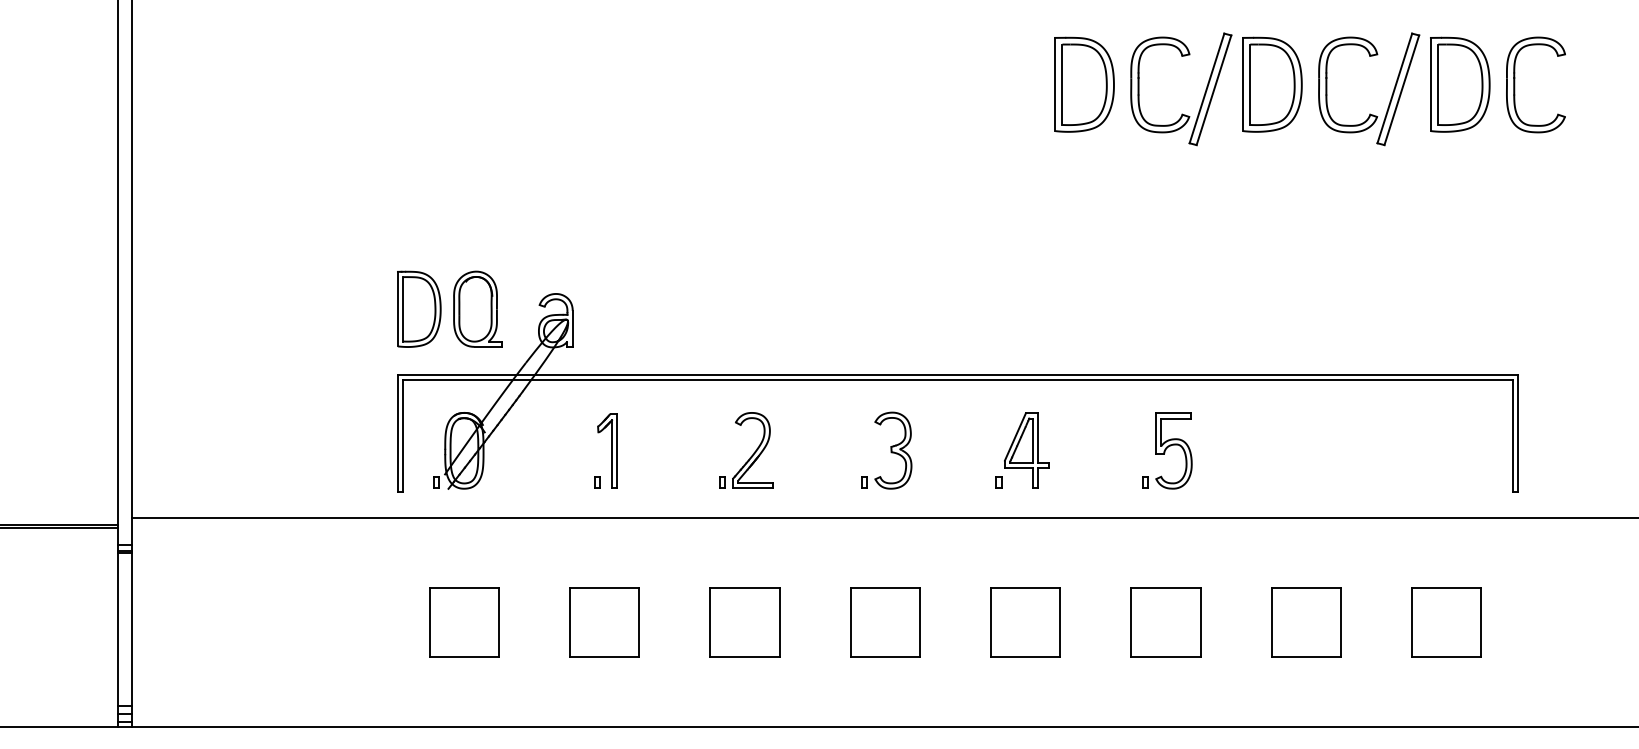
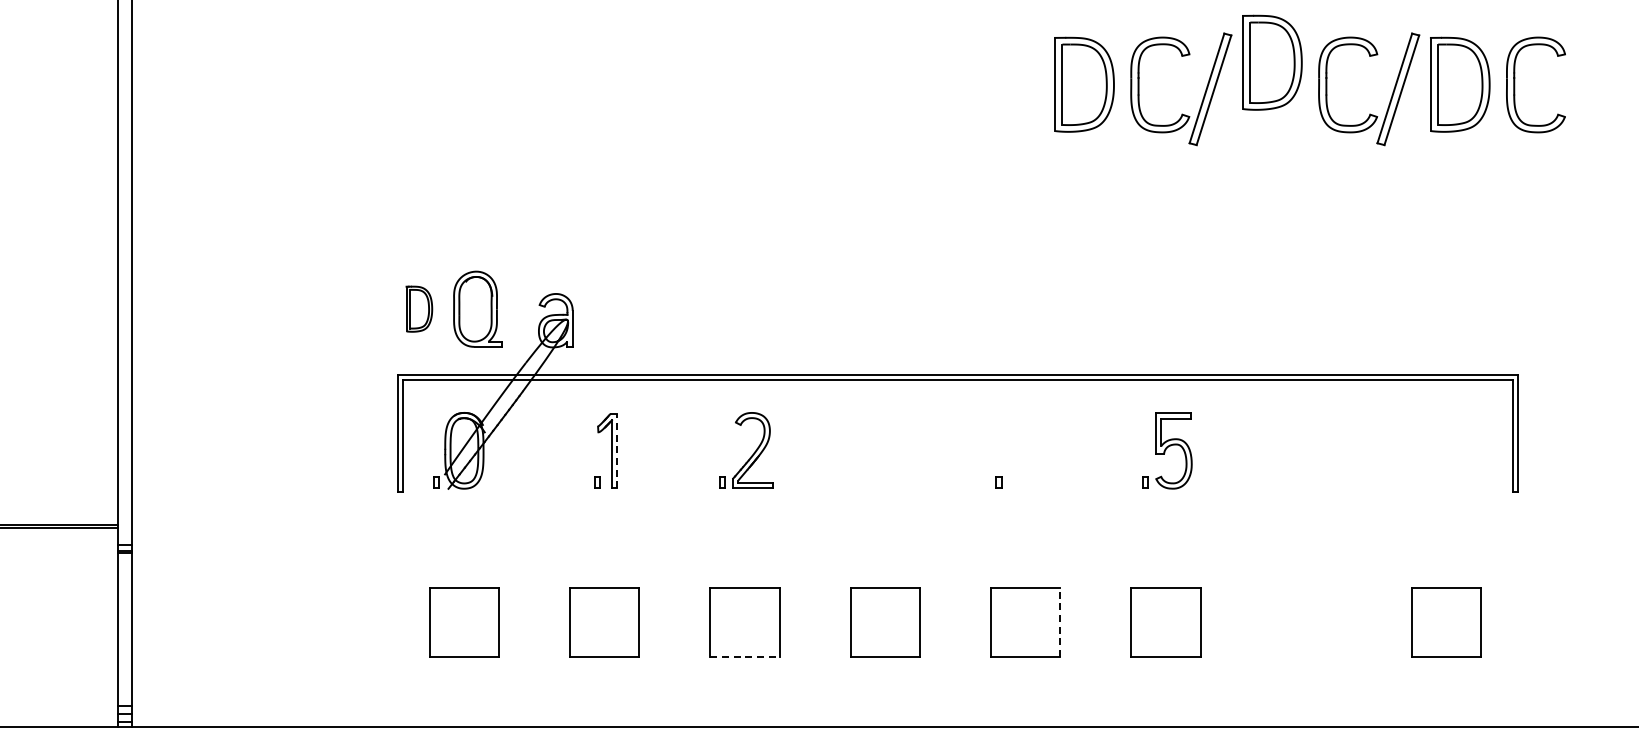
part position: (1272, 84) -> (1272, 62) (1272, 62)
part size: 45x78 px -> 29x48 px (419, 308)
line: solid -> dashed (617, 450)
part: present -> none (886, 450)
part: present -> none (1026, 450)
line: present -> none (883, 517)
line: solid -> dashed (1060, 622)
part: present -> none (1306, 622)
line: solid -> dashed (745, 657)
